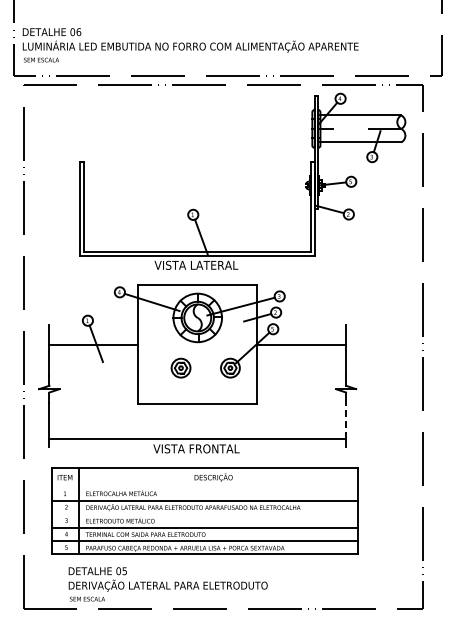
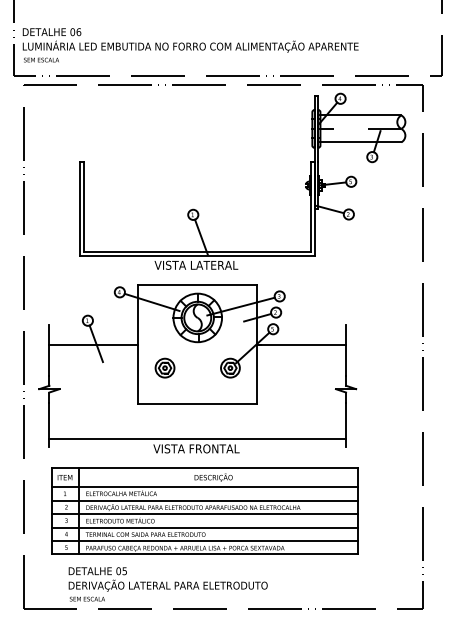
part position: (180, 367) -> (164, 367) (164, 367)
line: dashed -> solid (346, 420)
line: none -> present (204, 487)
line: none -> present (204, 514)
